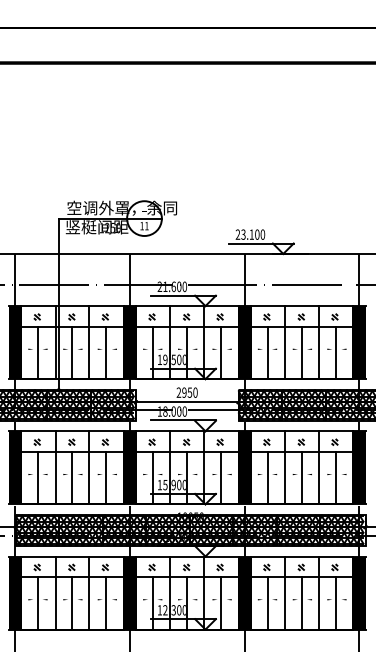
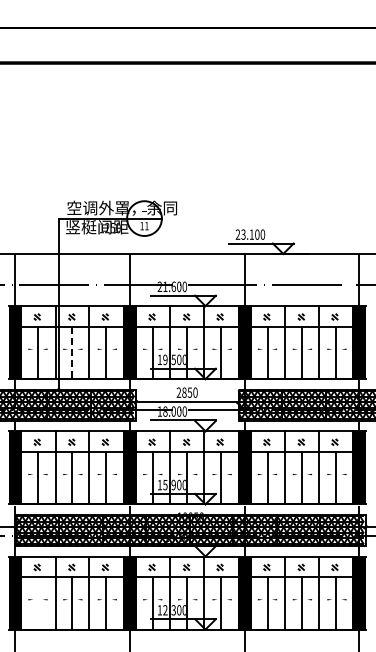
line: solid -> dashed (72, 353)
text: 2950 -> 2850 (184, 392)
line: present -> none (37, 603)
